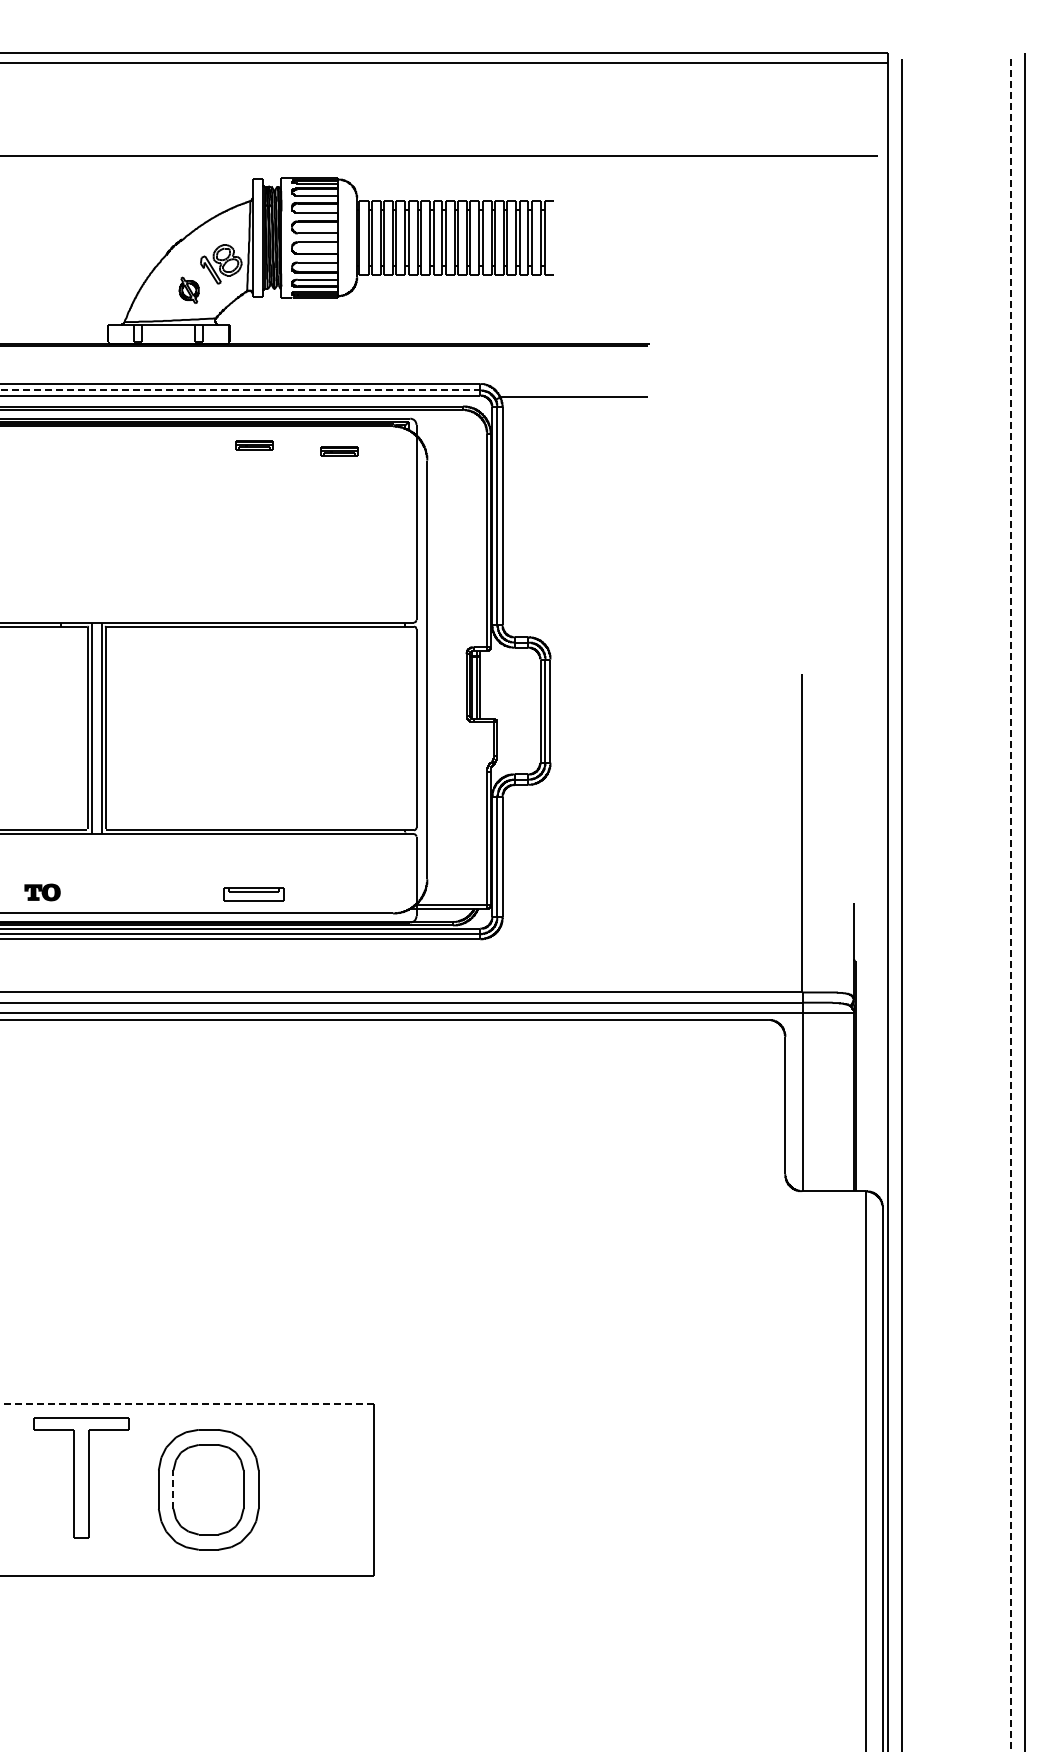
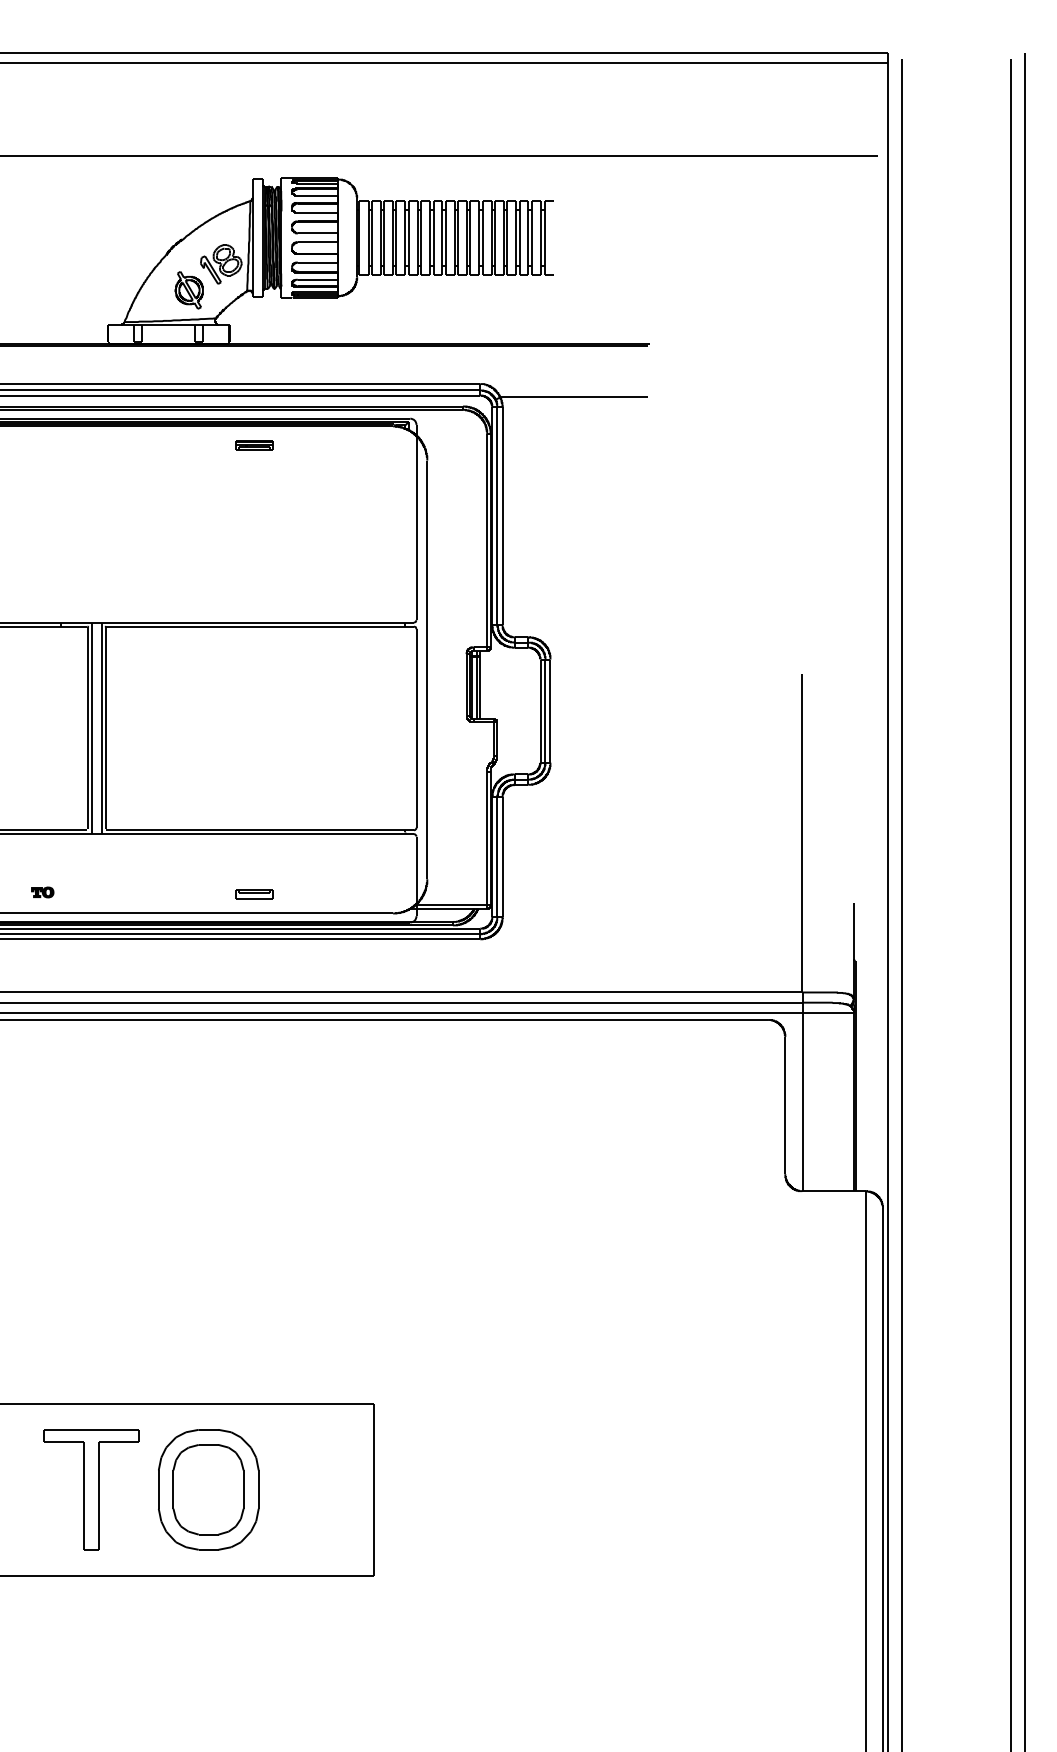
part size: 22x28 px -> 30x39 px (188, 290)
line: dashed -> solid (240, 390)
part: present -> none (339, 451)
part size: 37x19 px -> 24x13 px (42, 892)
part size: 62x15 px -> 39x11 px (254, 894)
line: dashed -> solid (1011, 905)
line: dashed -> solid (187, 1403)
part position: (81, 1477) -> (91, 1489) (91, 1489)
line: dashed -> solid (173, 1489)
